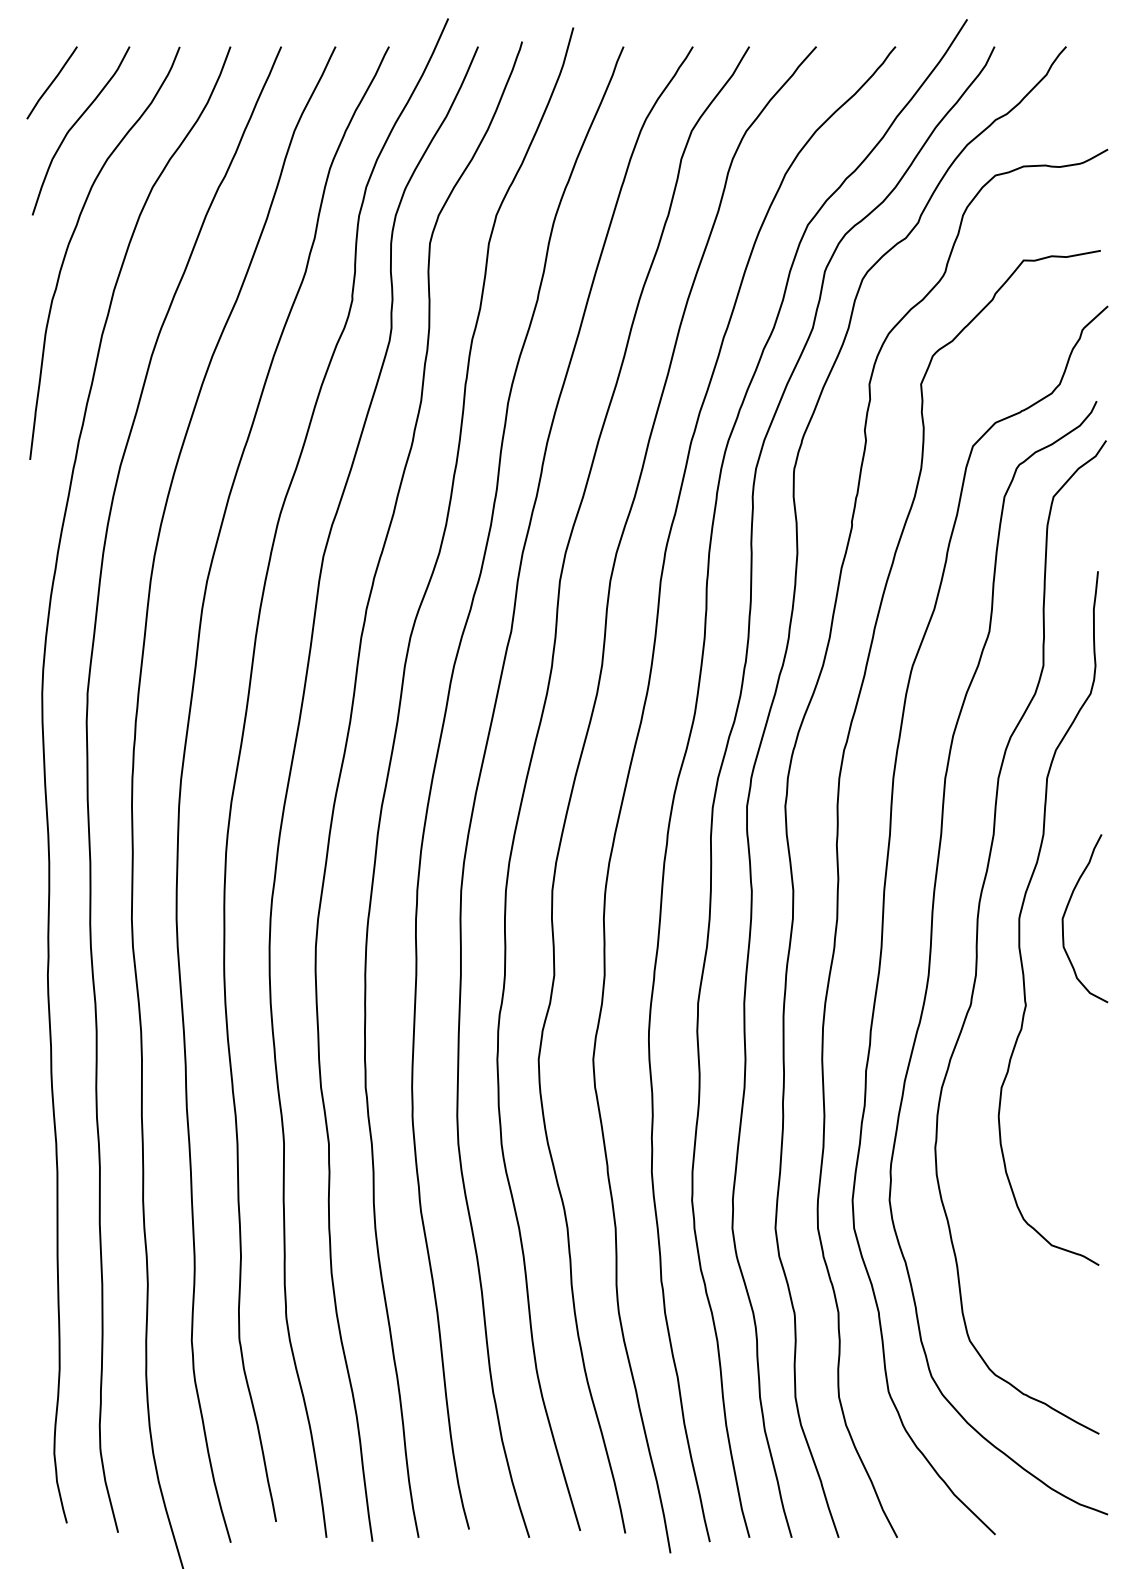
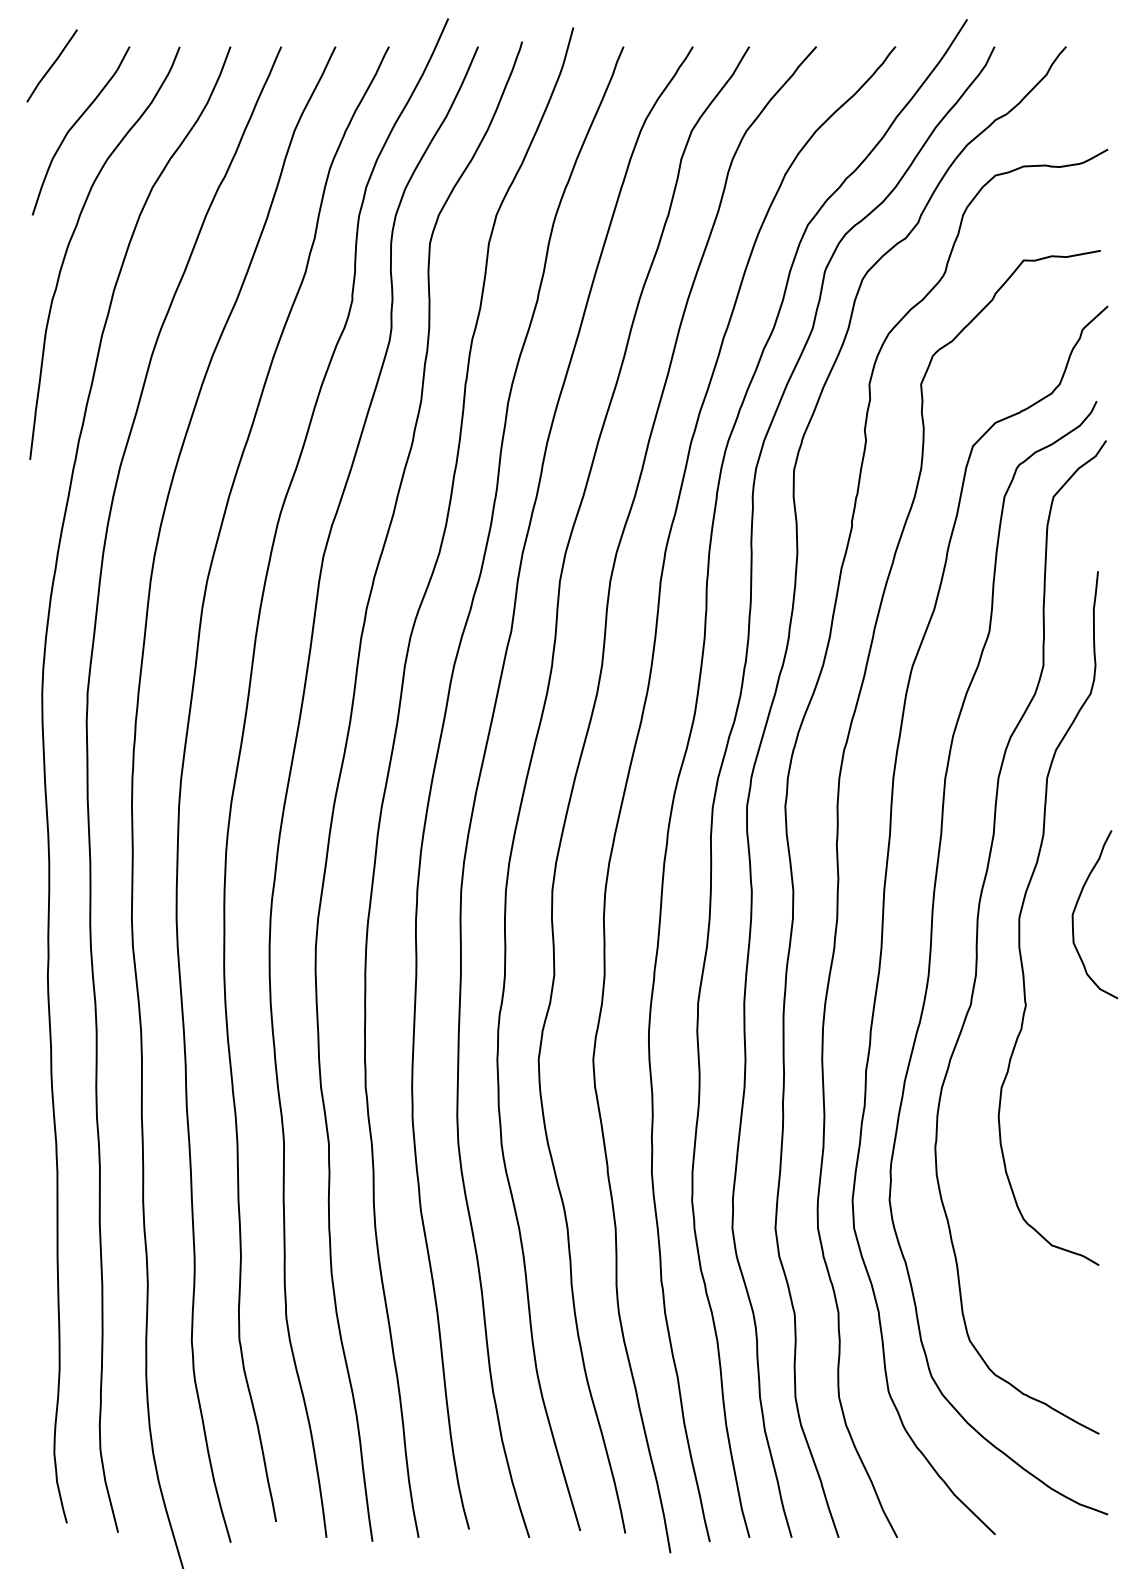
curve position: (51, 82) -> (51, 65) (51, 65)
curve position: (1066, 911) -> (1076, 907) (1076, 907)
